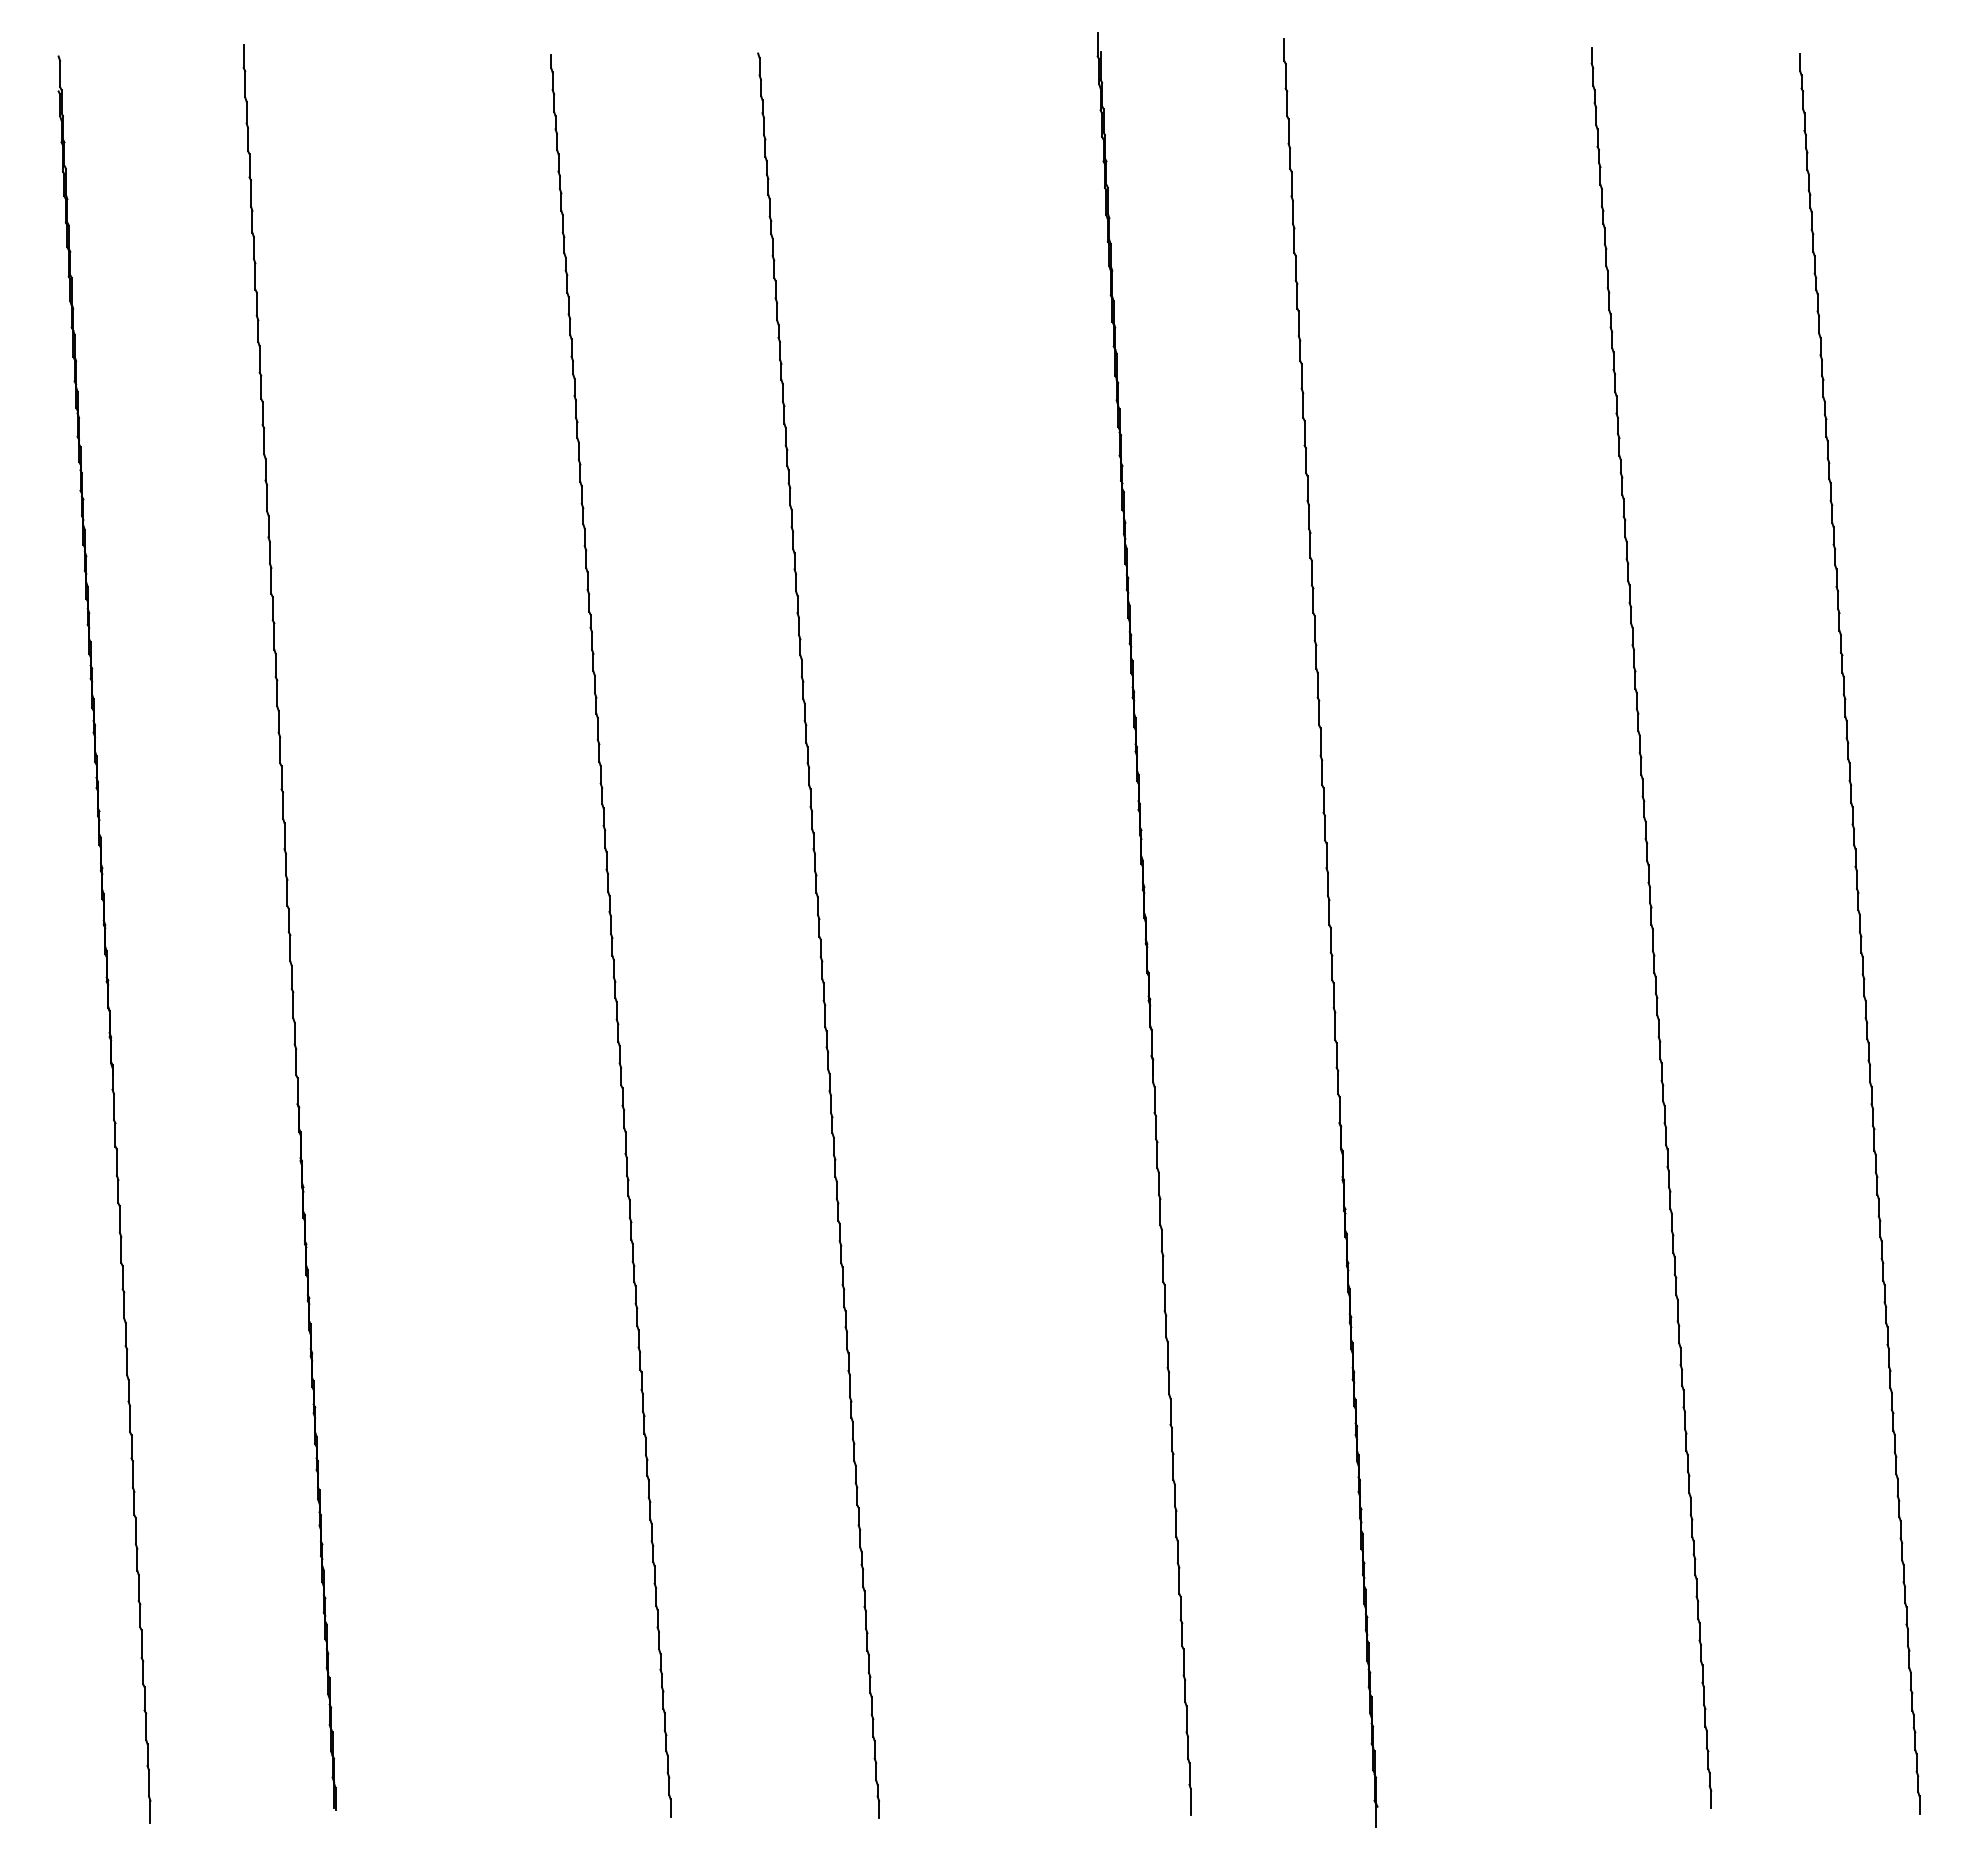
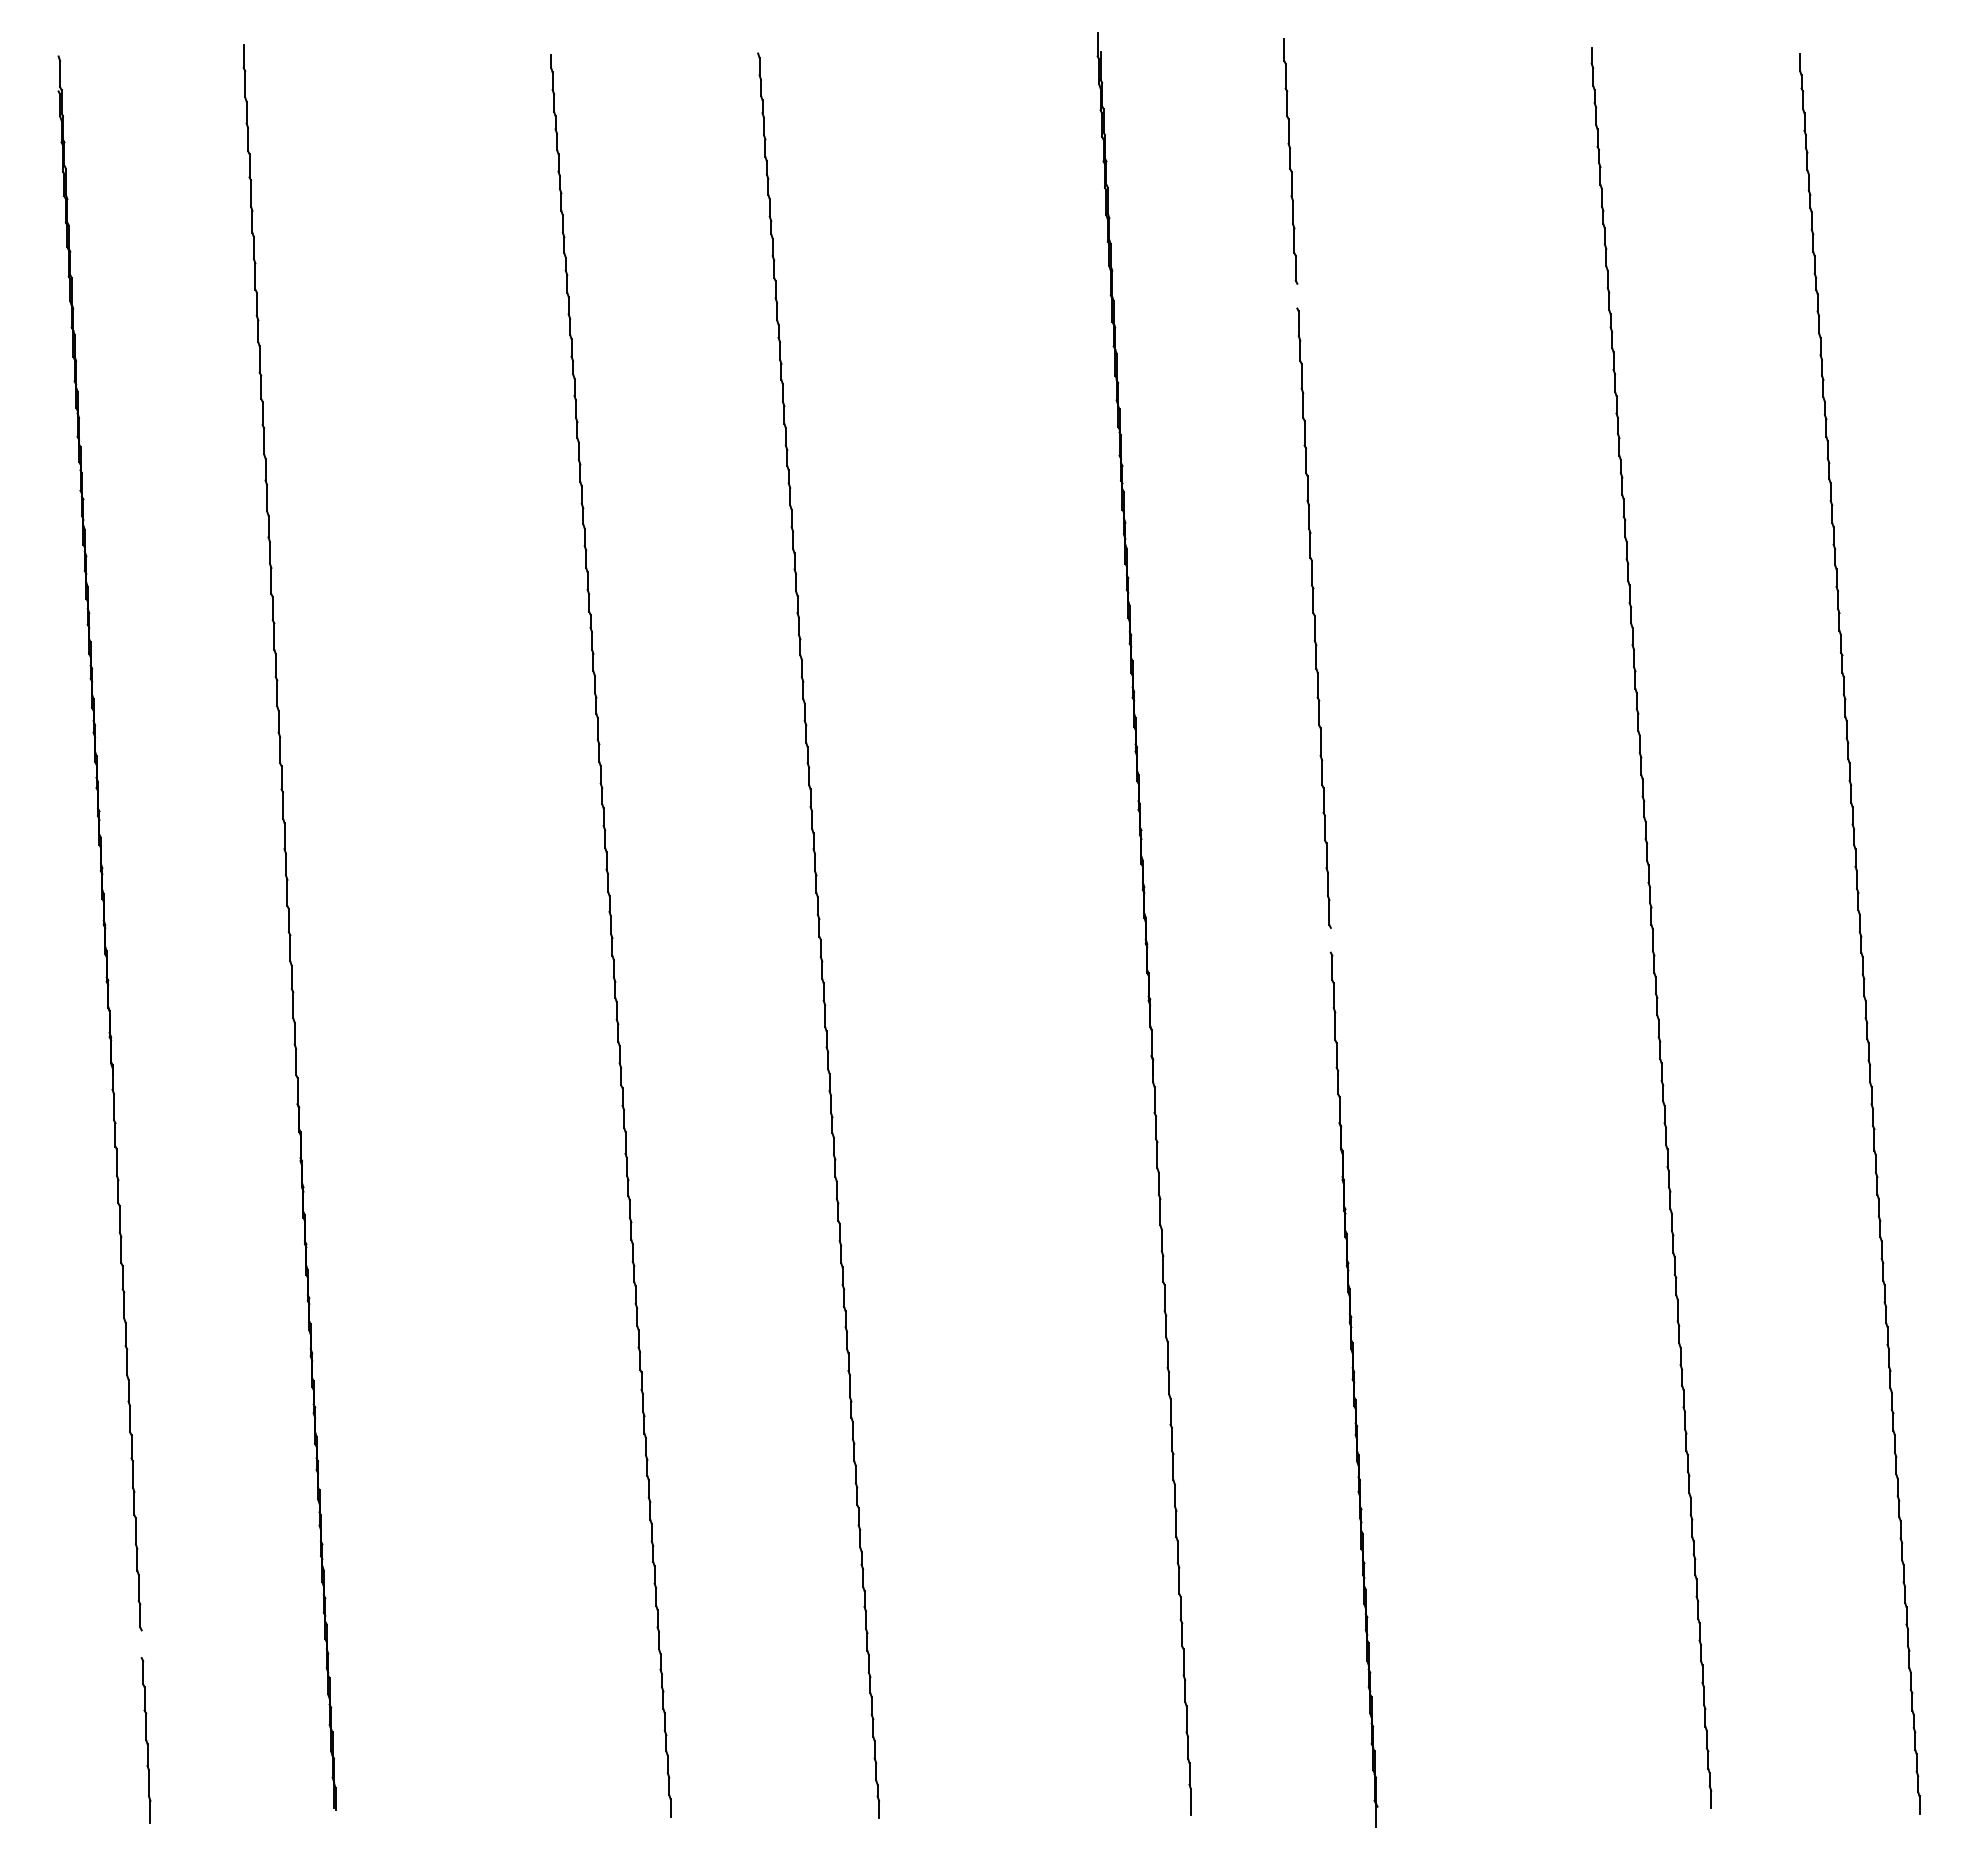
line: present -> none (1297, 295)
line: present -> none (1330, 939)
line: present -> none (141, 1644)
